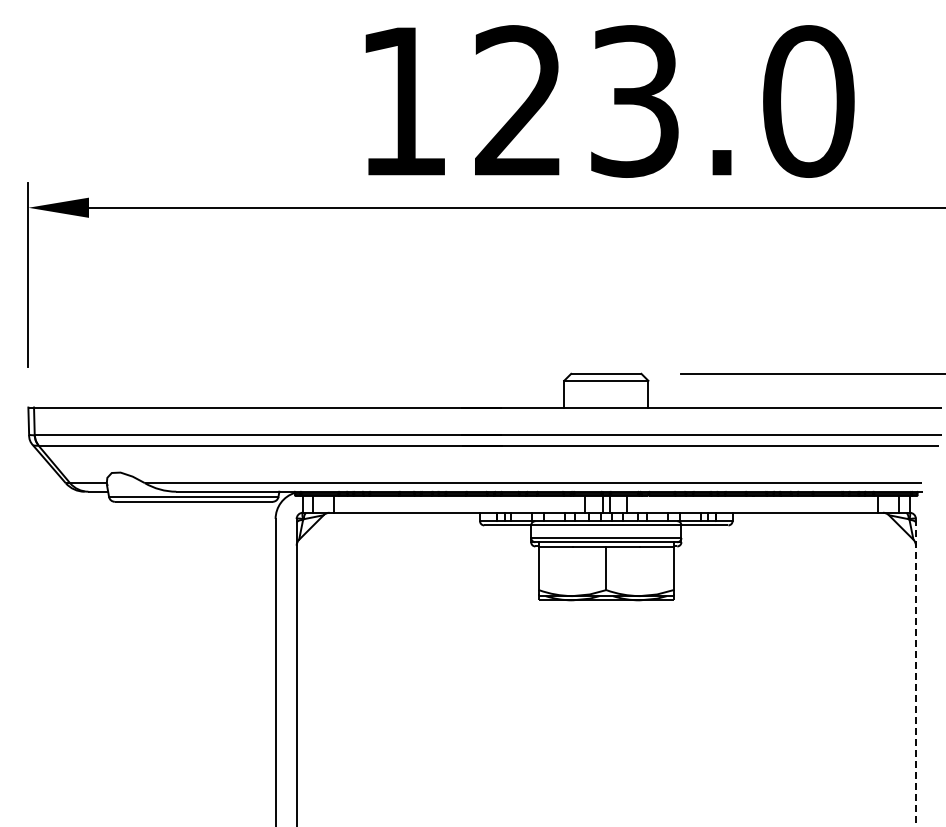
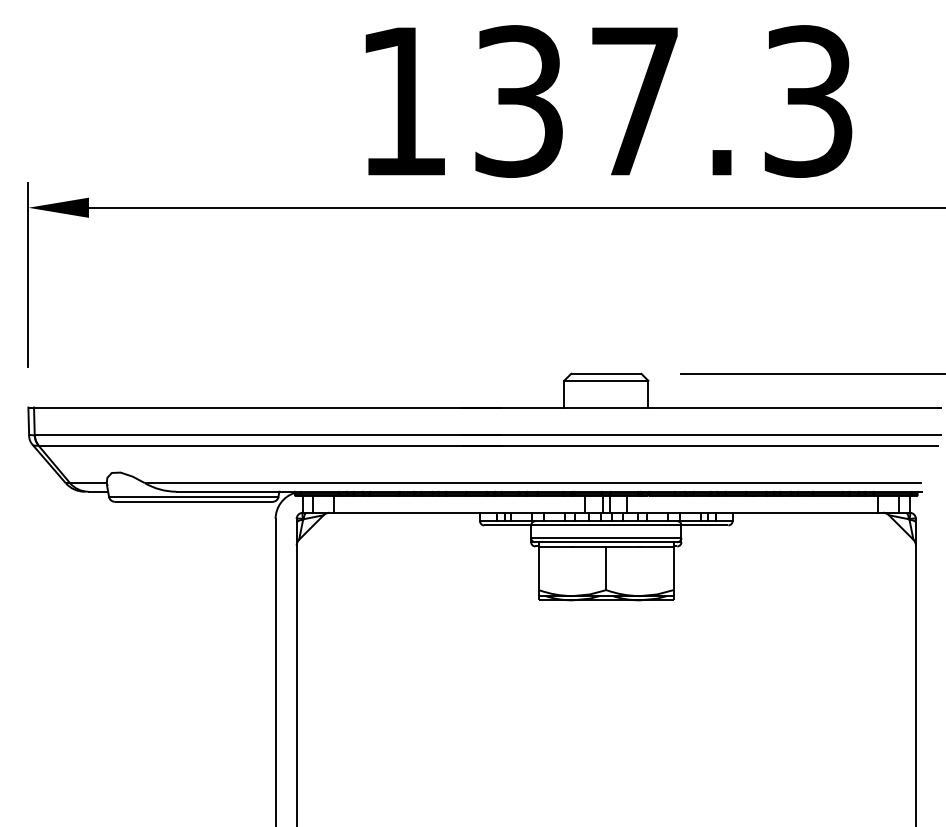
text: 123.0 -> 137.3 (664, 101)
line: dashed -> solid (915, 672)
